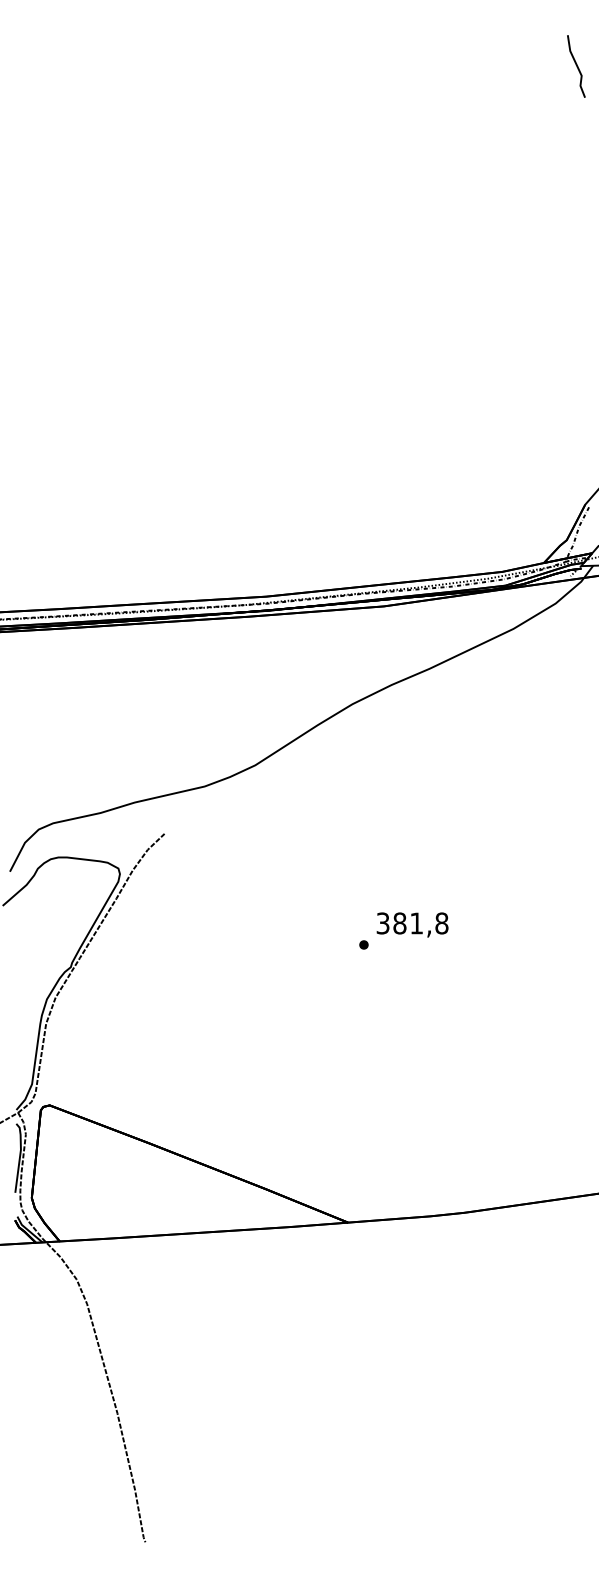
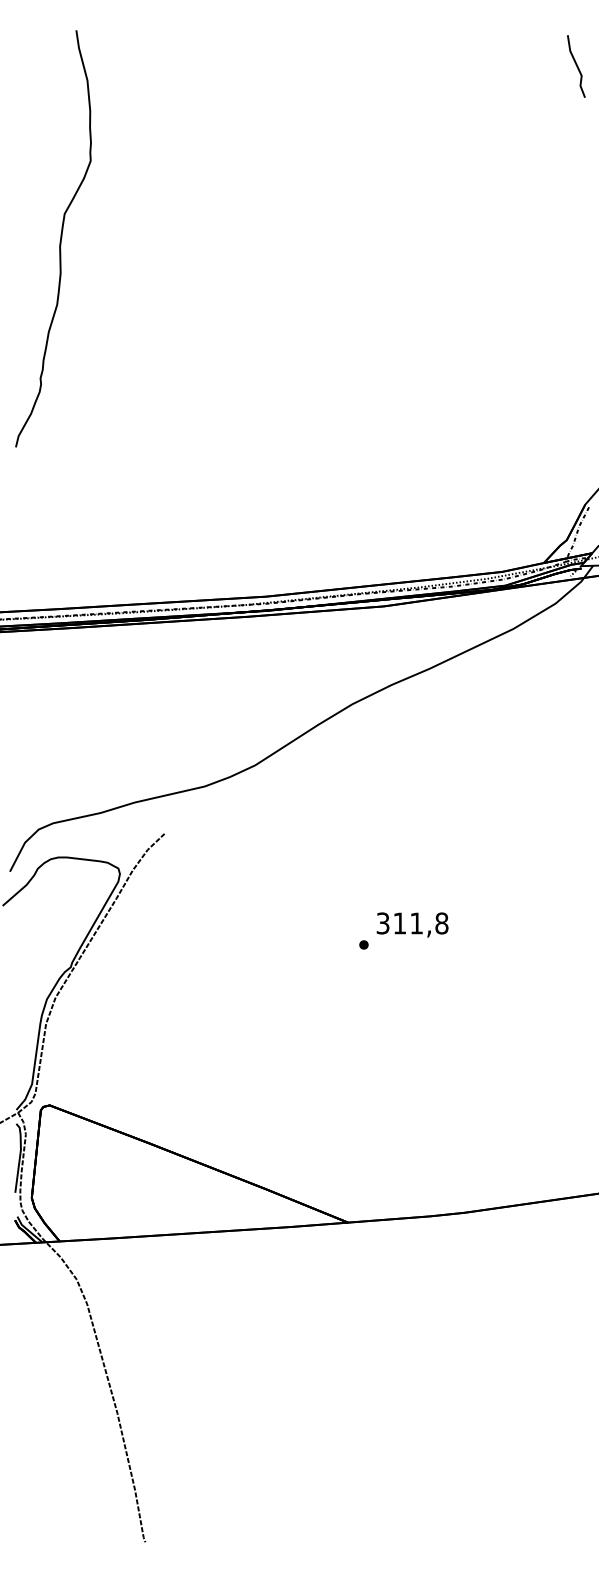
curve: none -> present (59, 241)
text: 381,8 -> 311,8 (399, 923)
